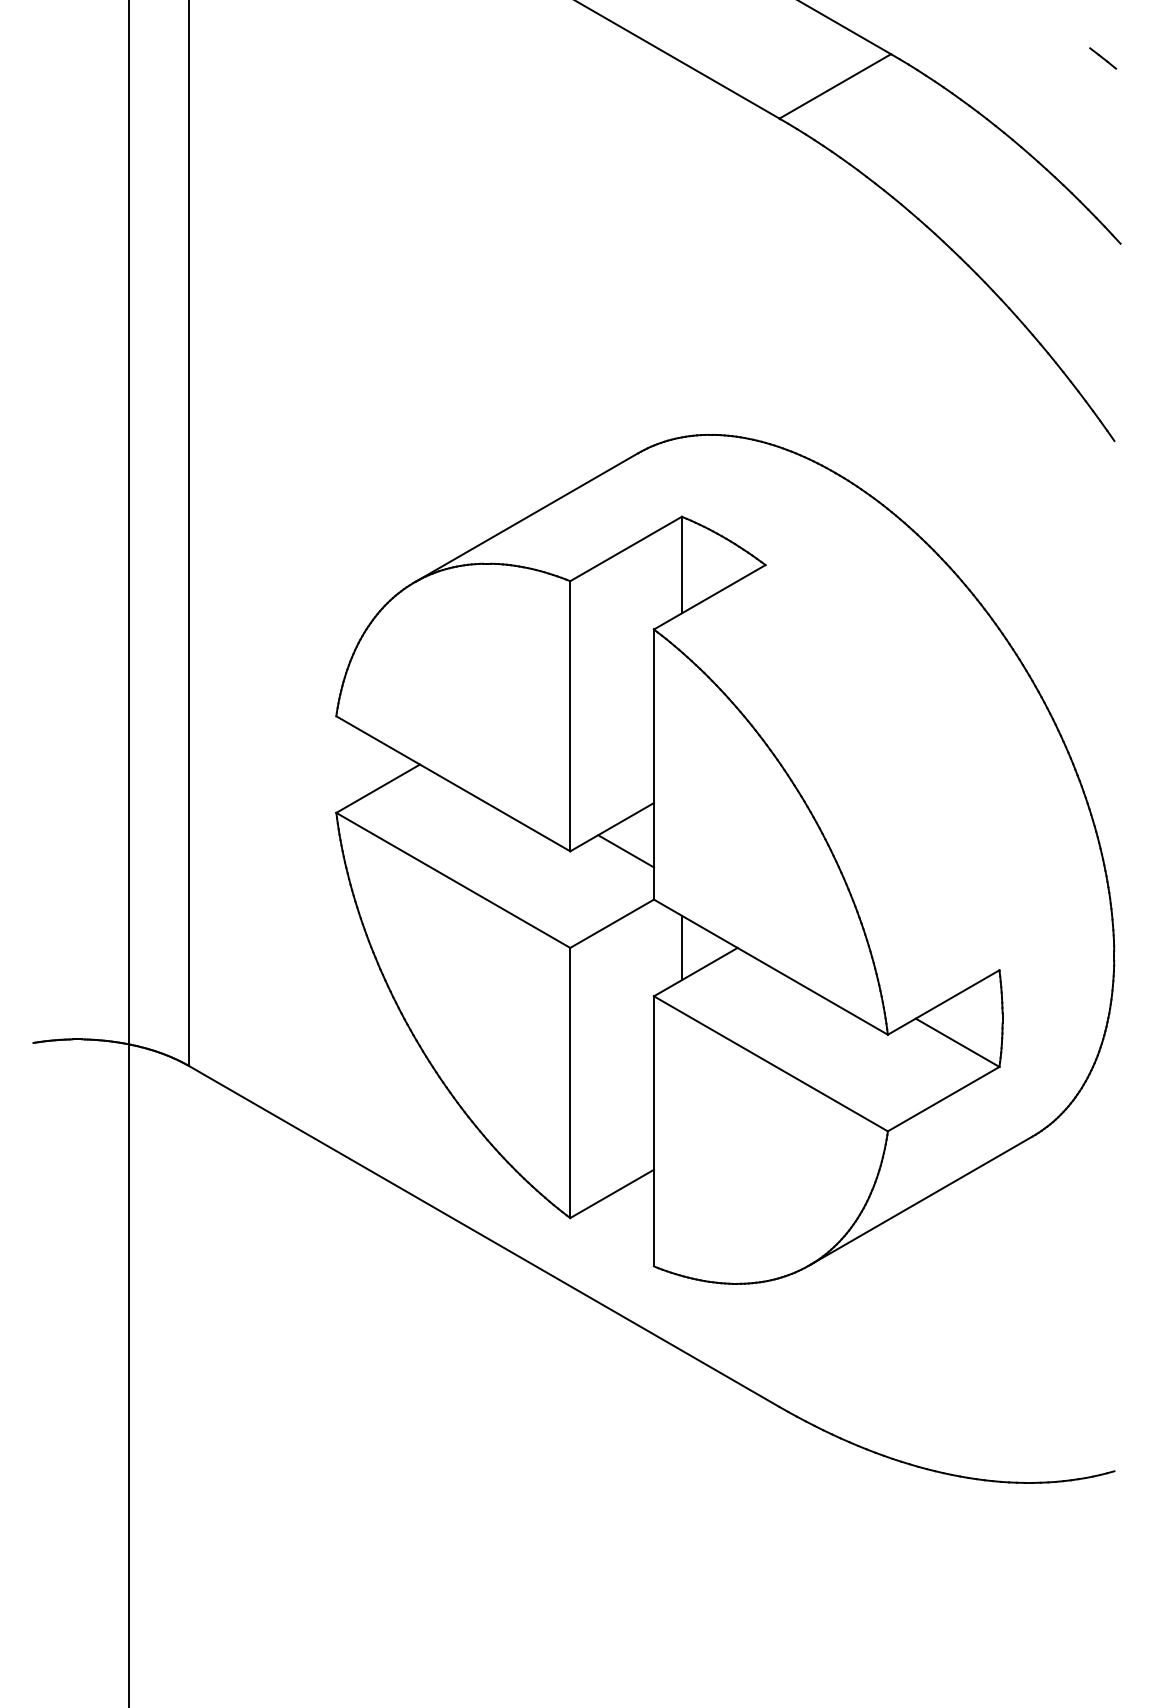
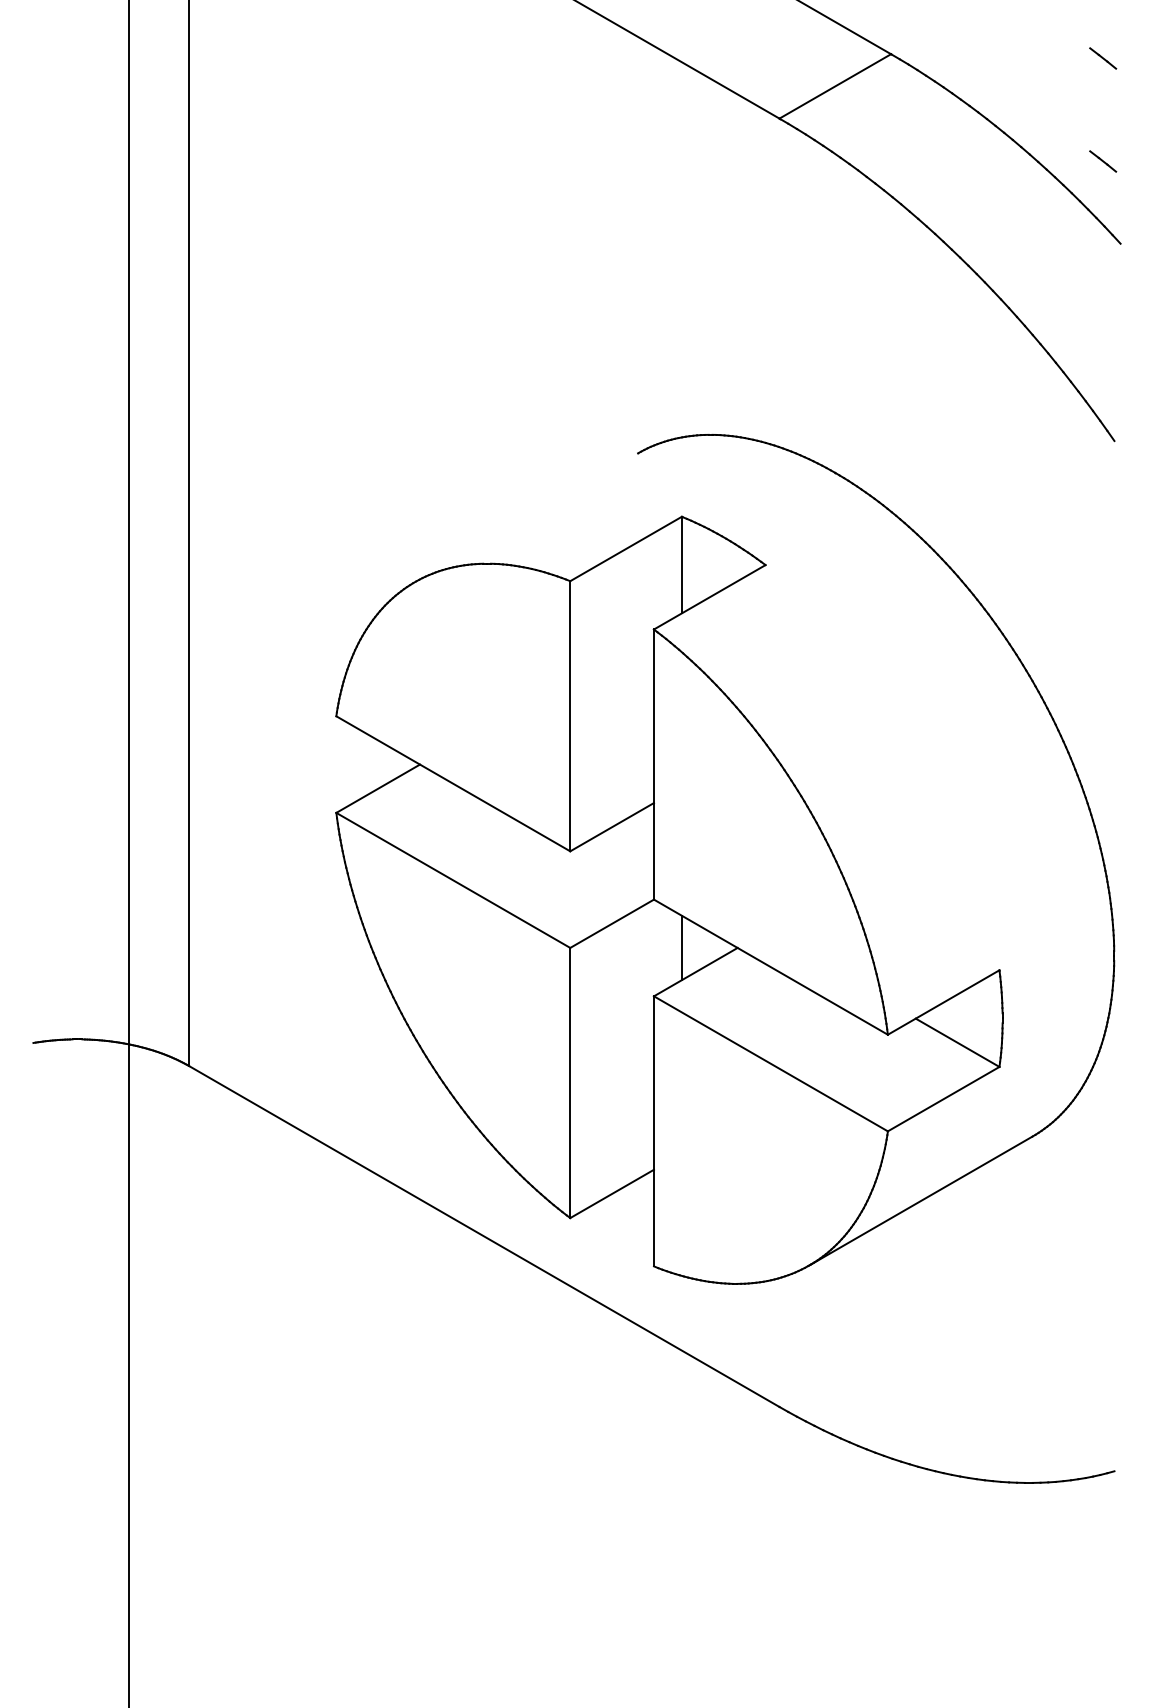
line: none -> present (1103, 161)
line: present -> none (526, 517)
line: present -> none (625, 851)
